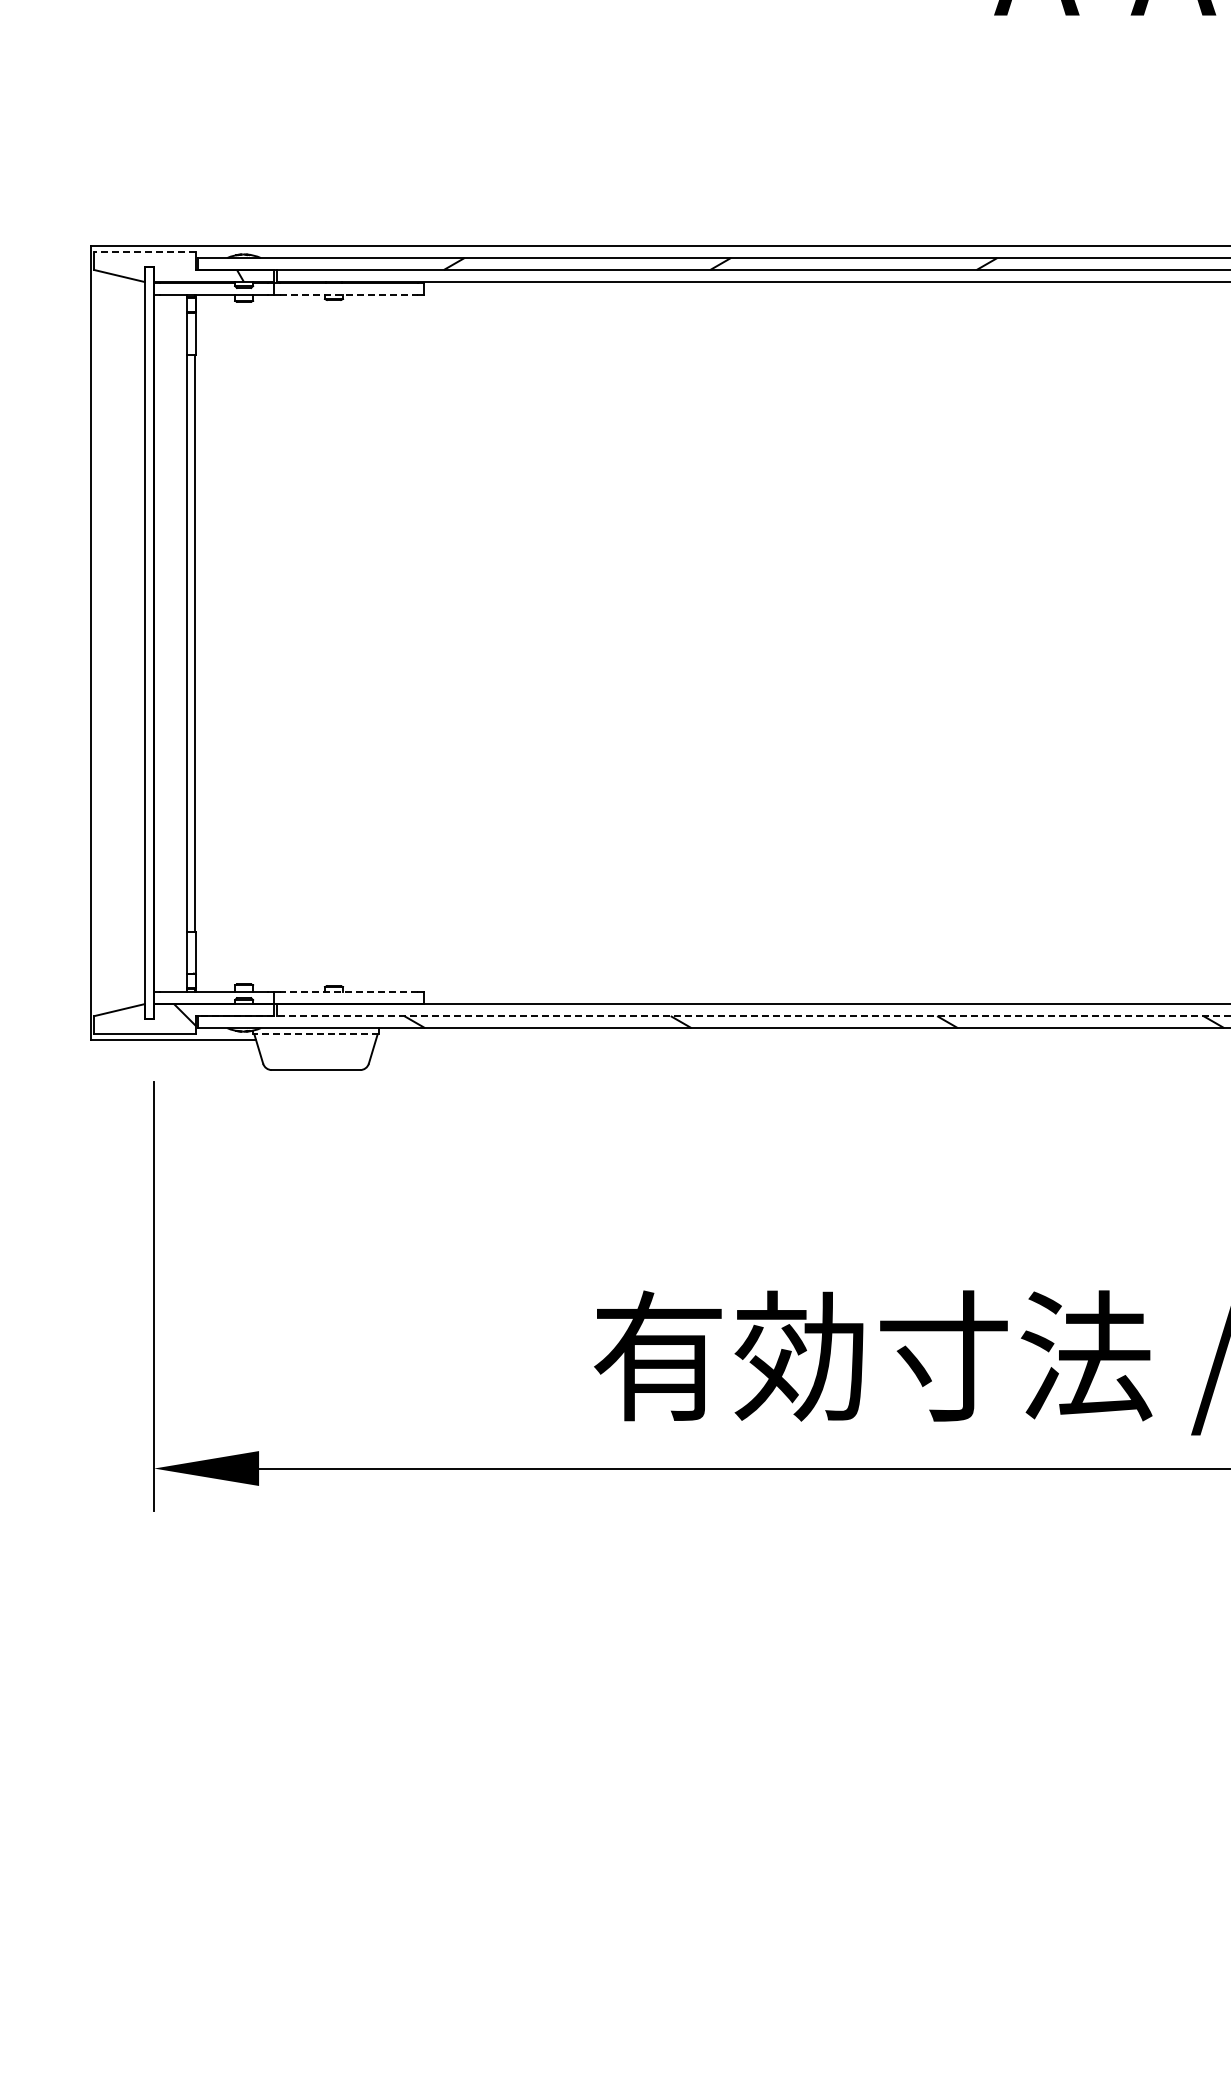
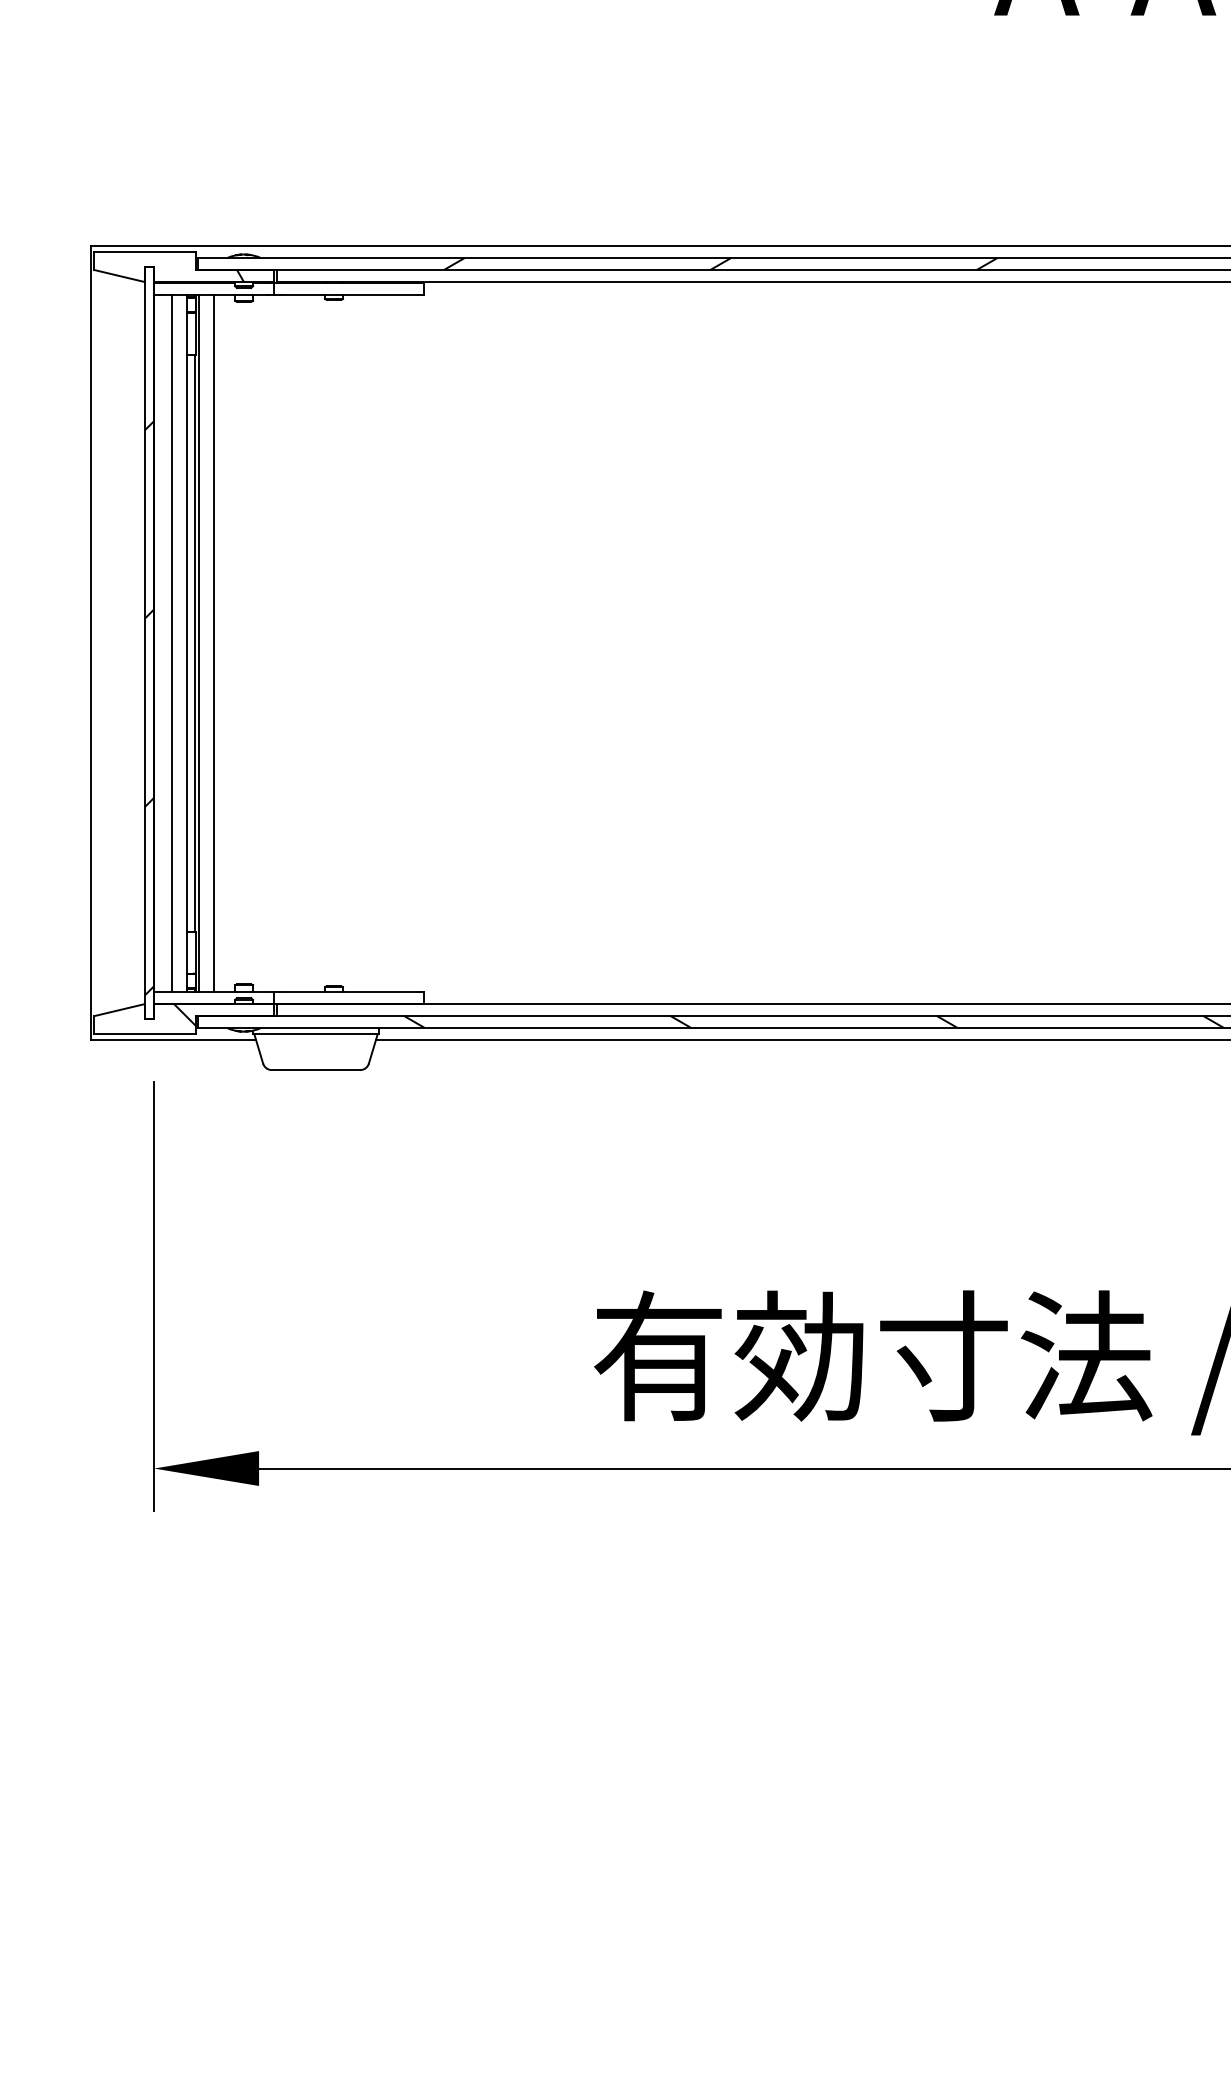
line: dashed -> solid (145, 252)
line: dashed -> solid (348, 294)
line: none -> present (172, 642)
line: none -> present (199, 642)
line: none -> present (214, 642)
hatch: none -> present (148, 708)
line: dashed -> solid (348, 991)
line: dashed -> solid (713, 1016)
line: dashed -> solid (316, 1034)
line: none -> present (801, 1040)
